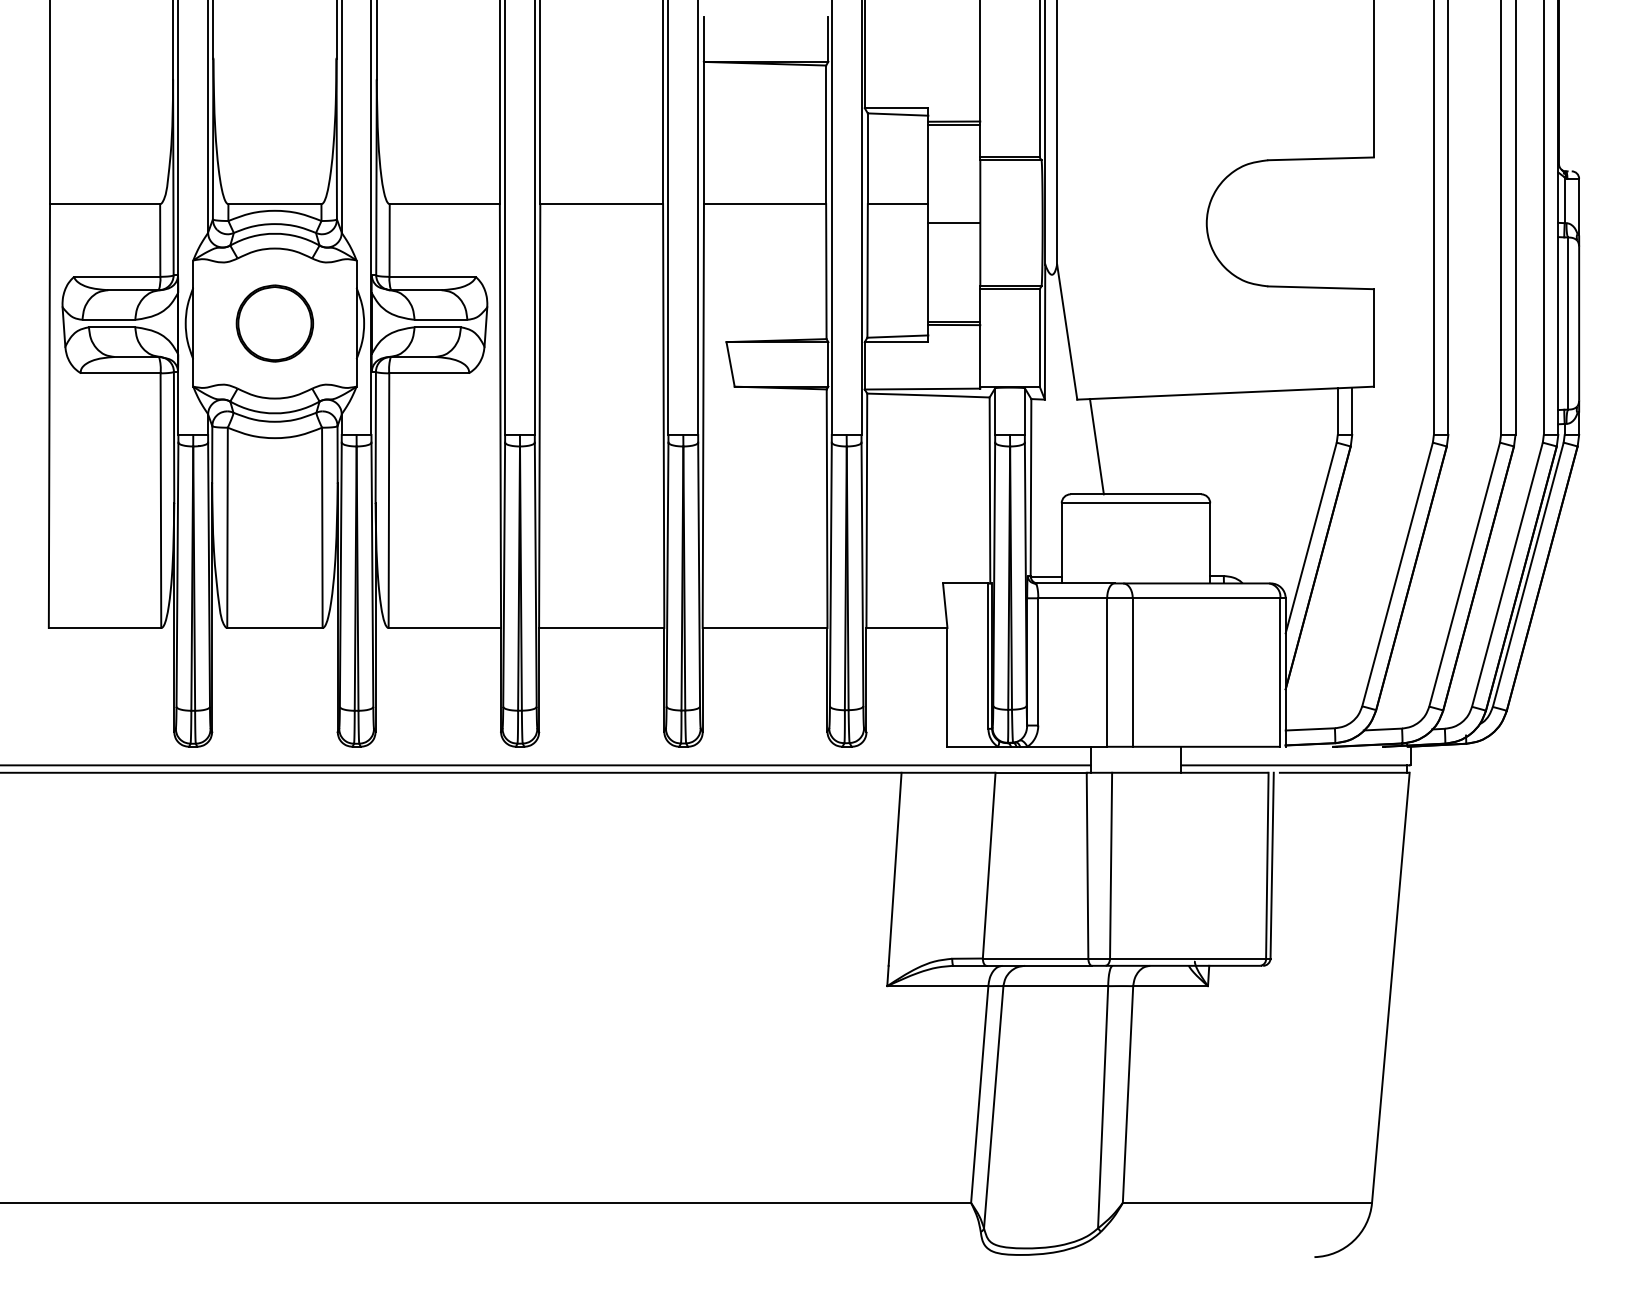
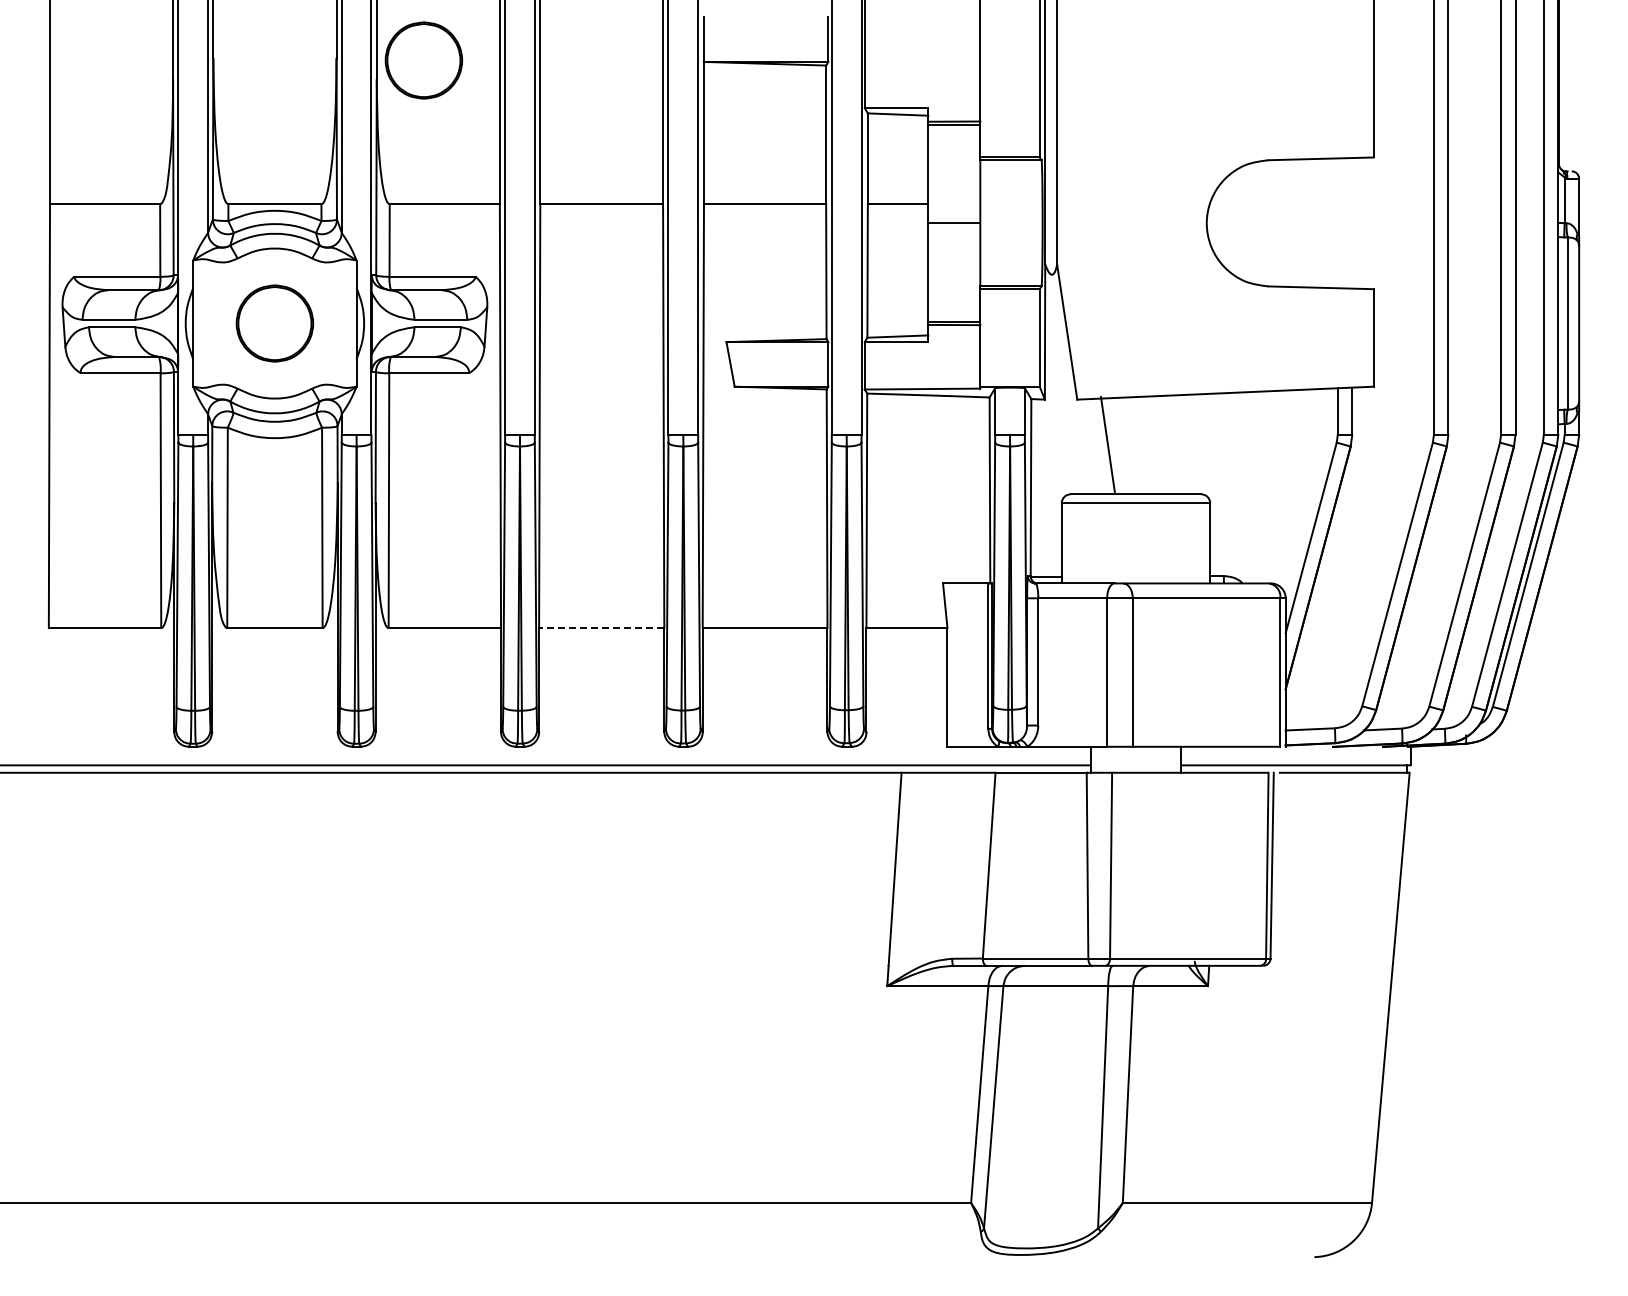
part: none -> present (423, 60)
line position: (1096, 446) -> (1107, 444) (1107, 444)
line: solid -> dashed (601, 628)
